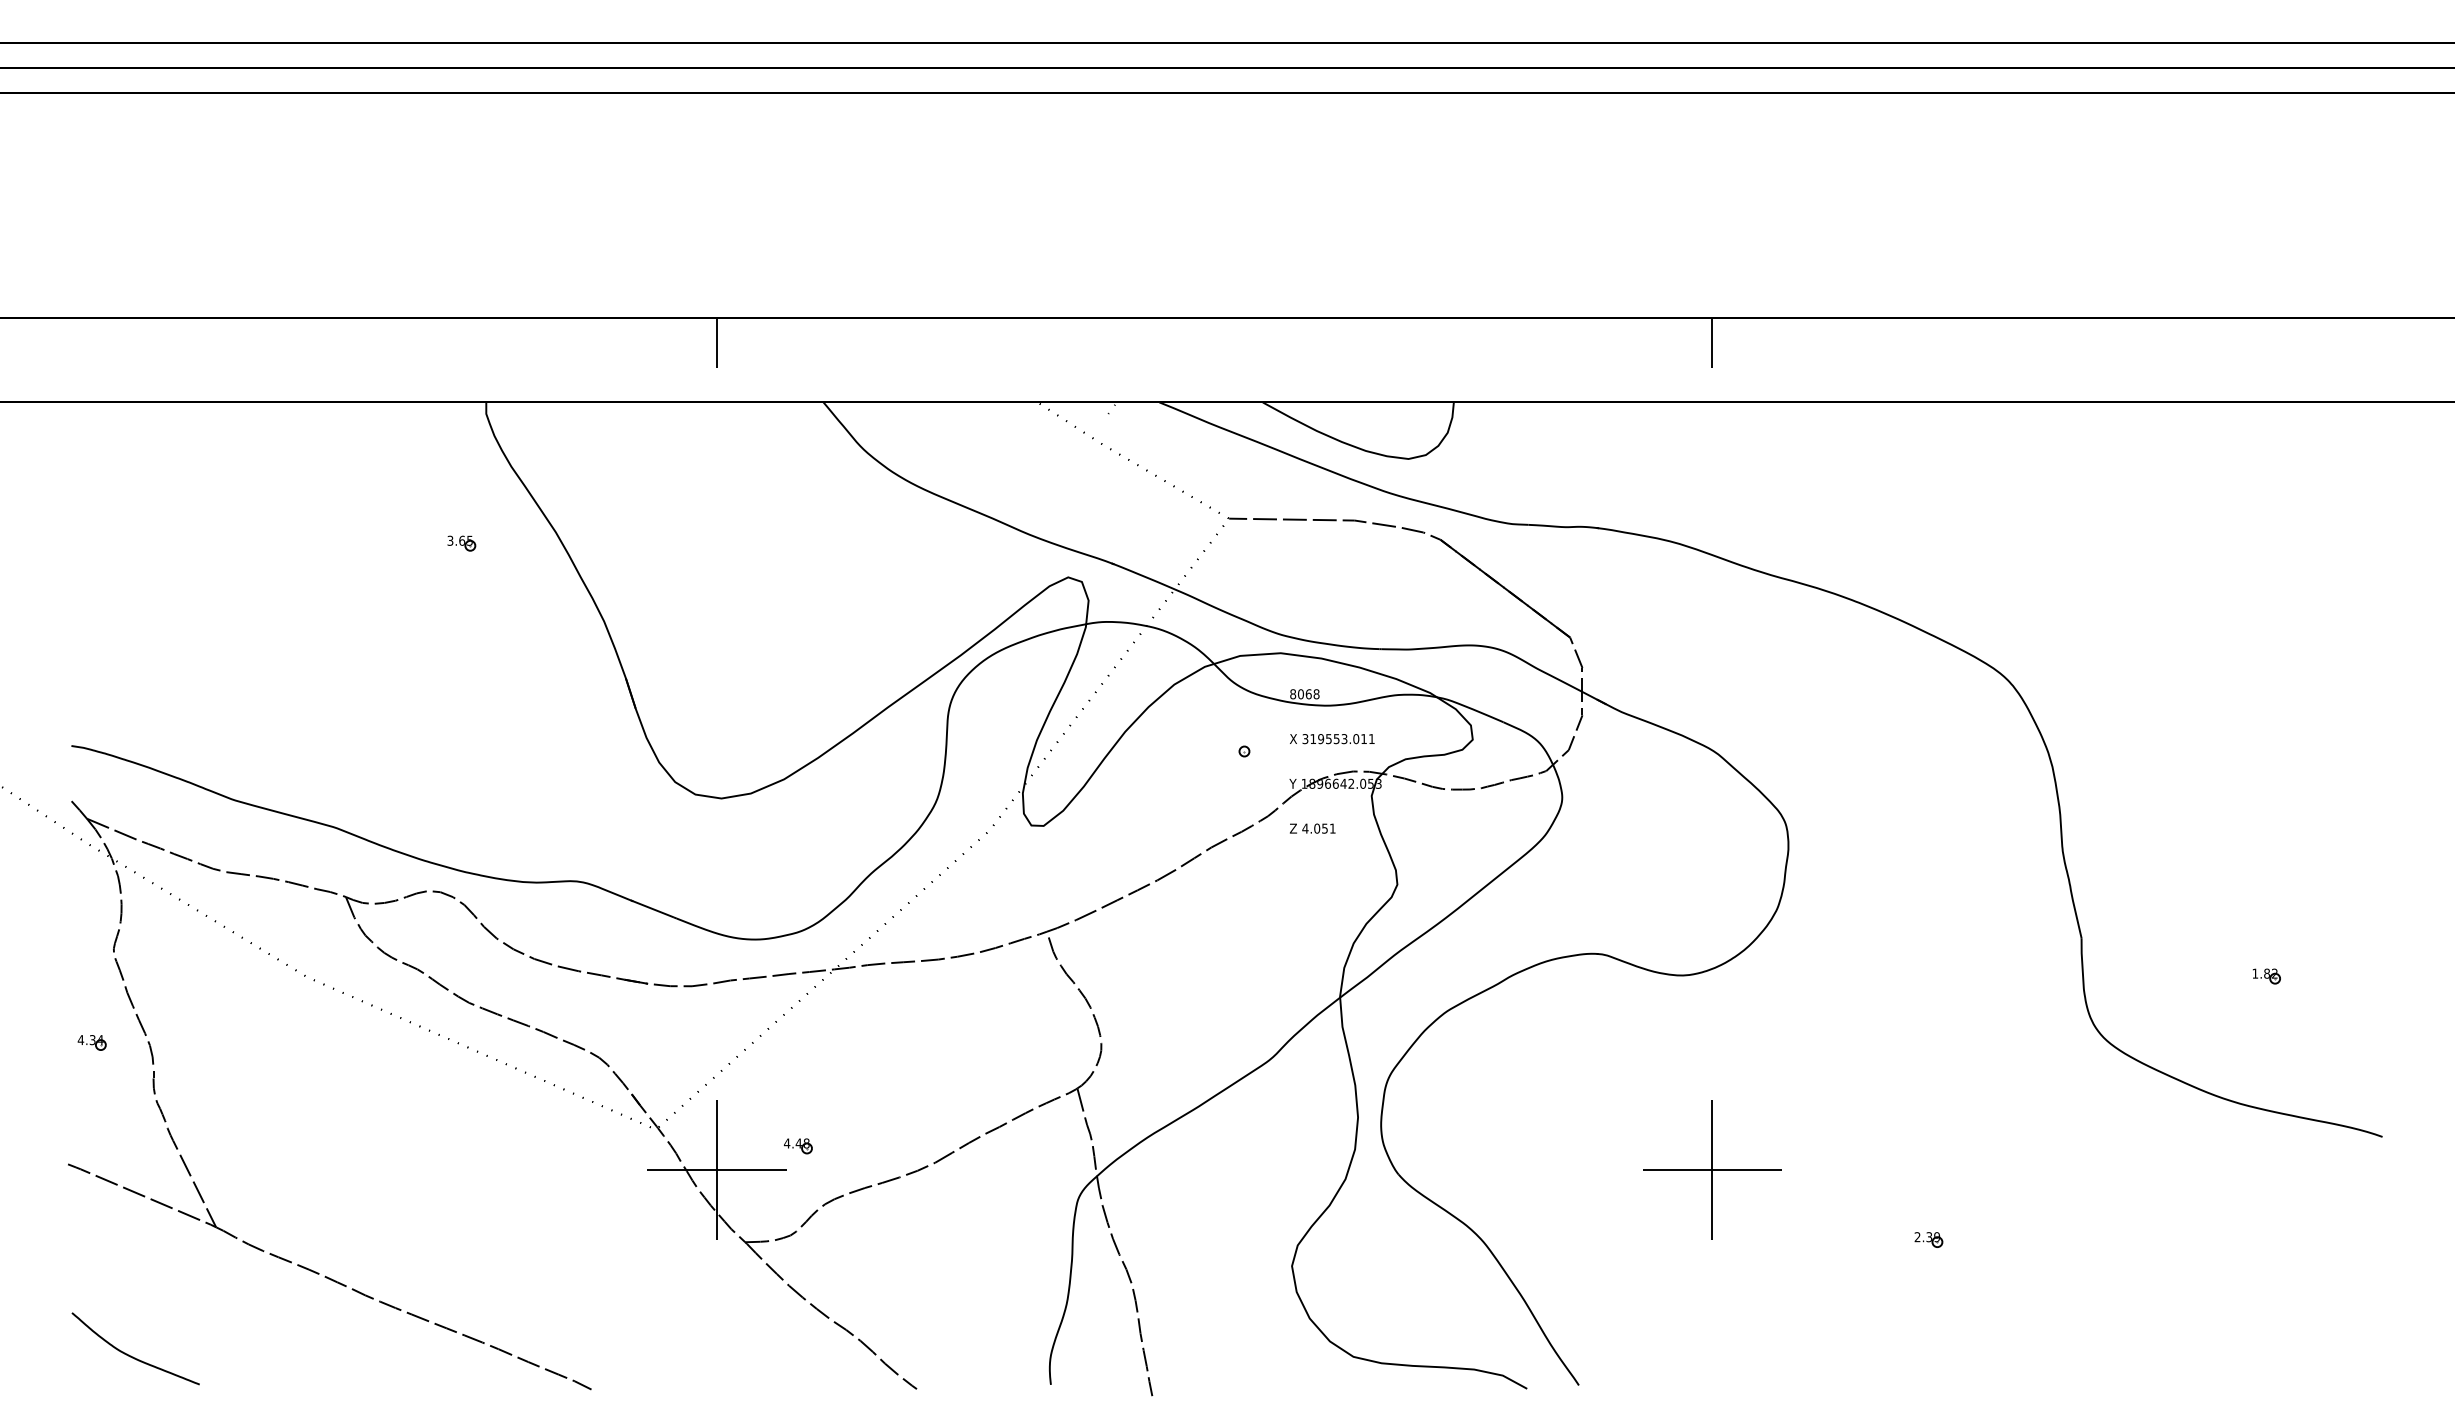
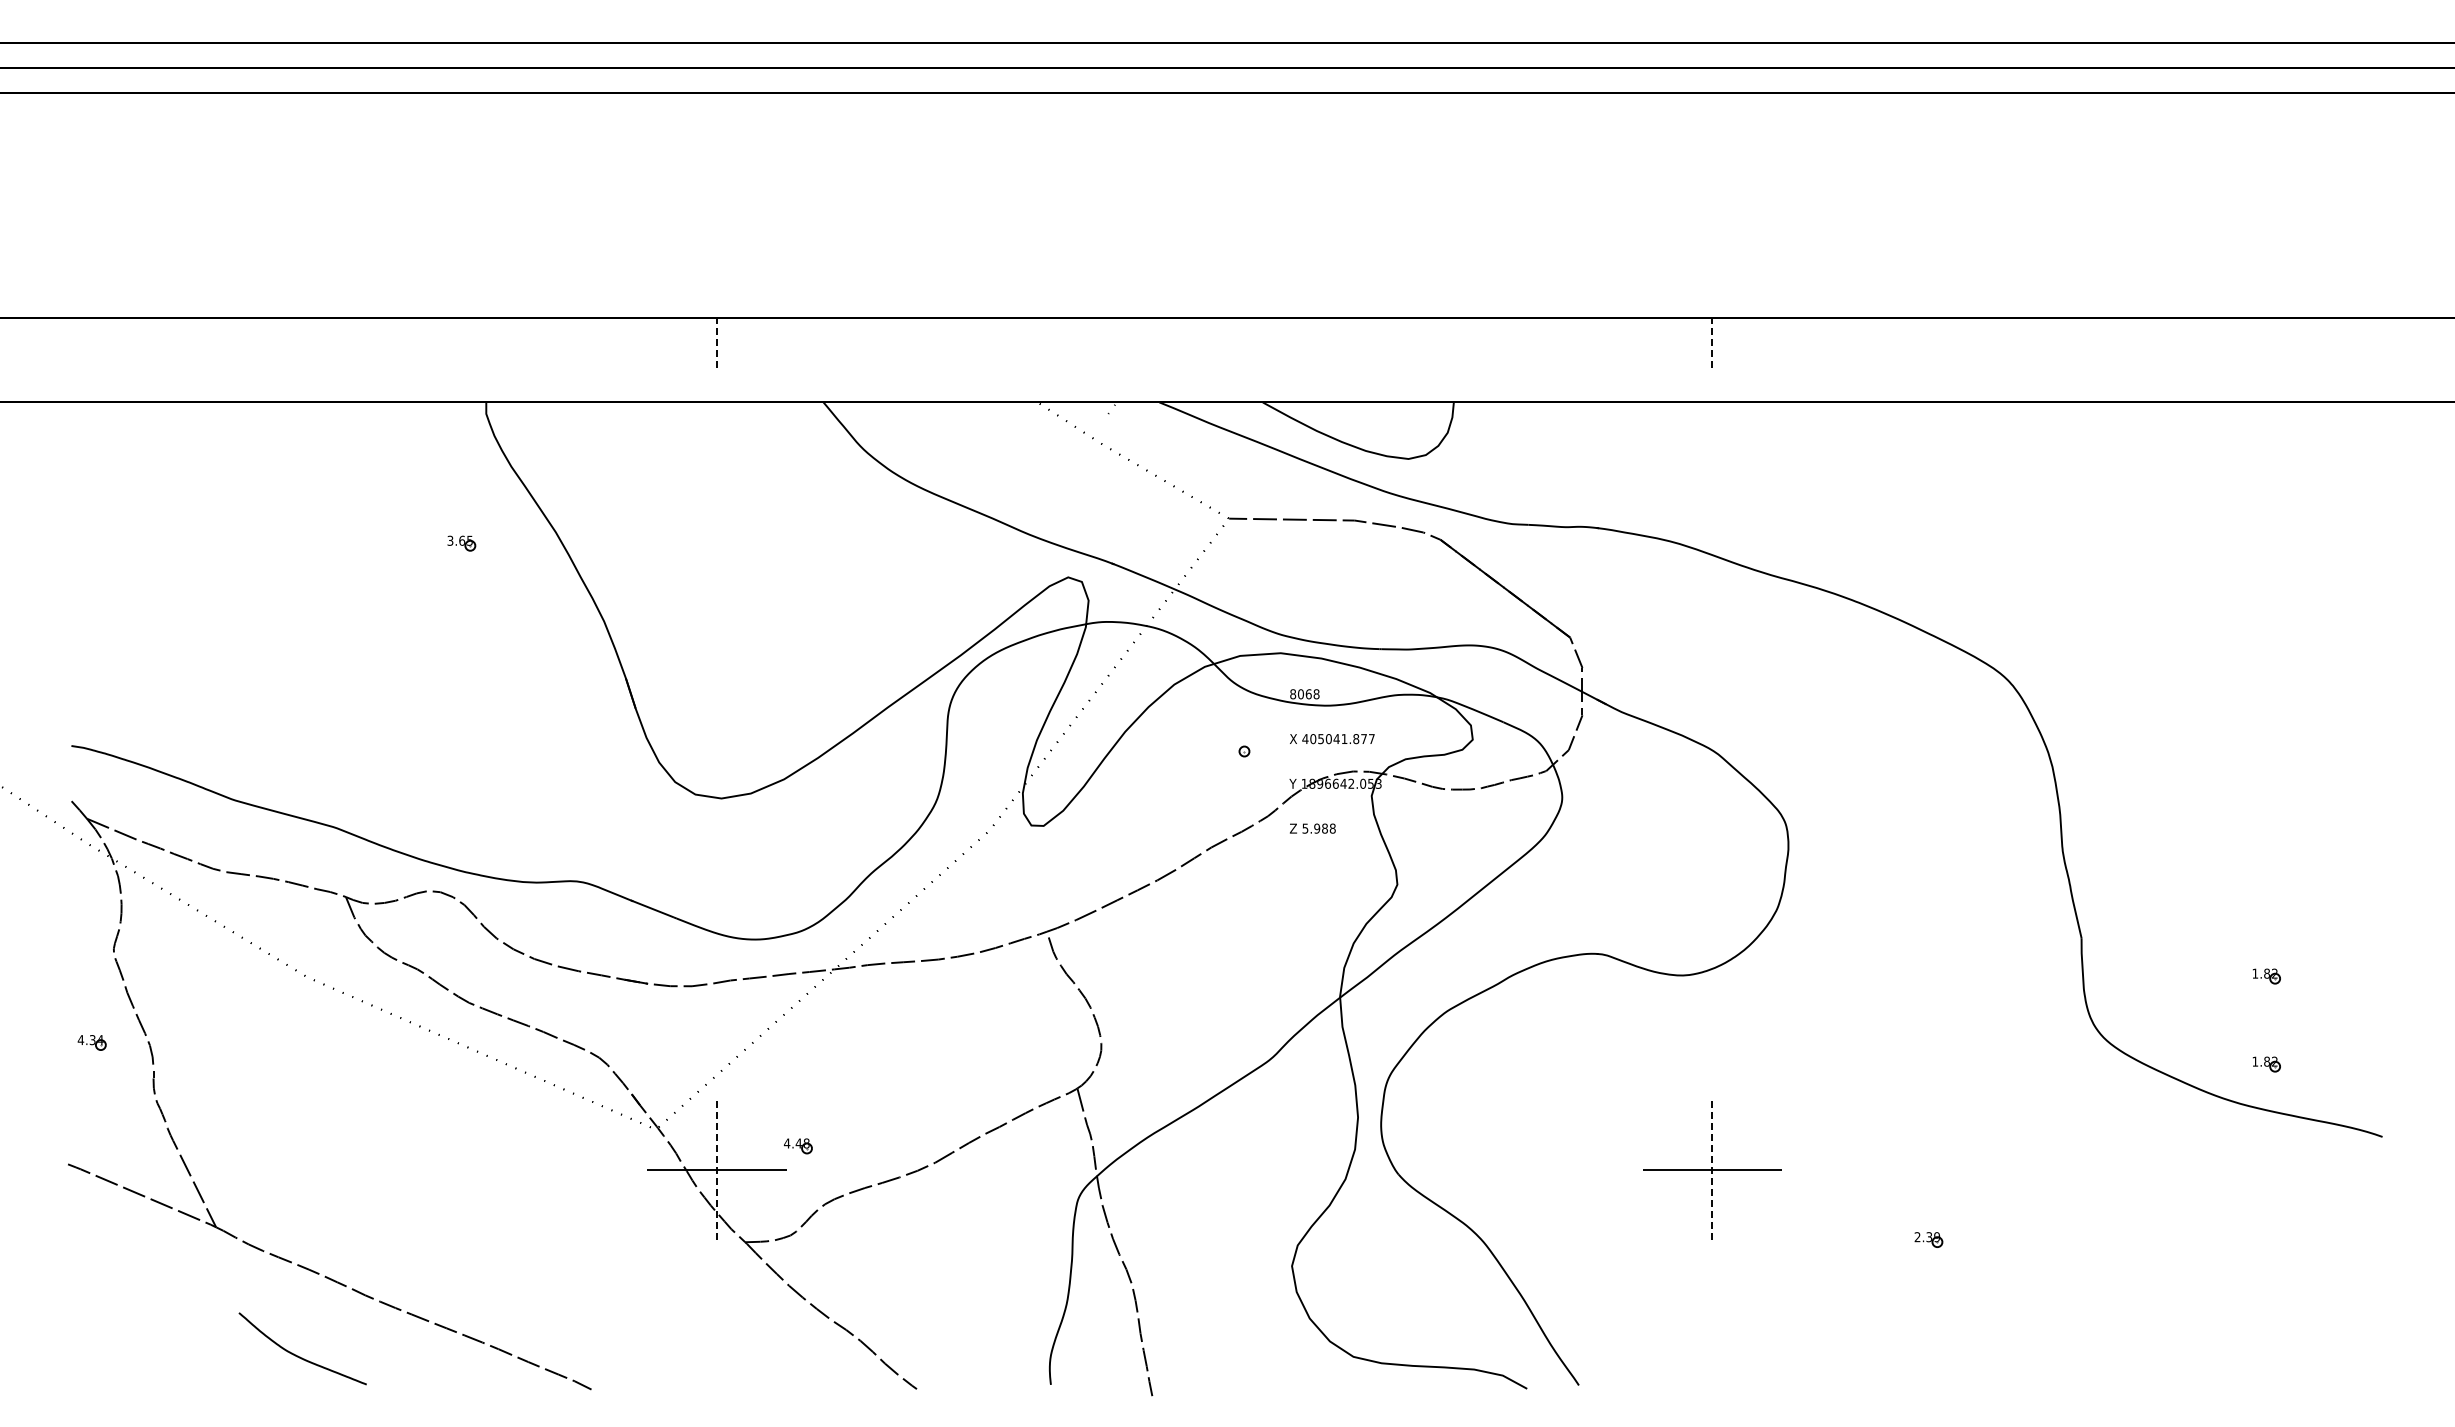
line: solid -> dashed (716, 342)
line: solid -> dashed (1712, 342)
text: 319553.011 -> 405041.877 (1338, 739)
text: 4.051 -> 5.988 (1318, 828)
part: none -> present (2266, 1064)
line: solid -> dashed (716, 1170)
line: solid -> dashed (1712, 1170)
curve position: (131, 1355) -> (298, 1355) (298, 1355)
